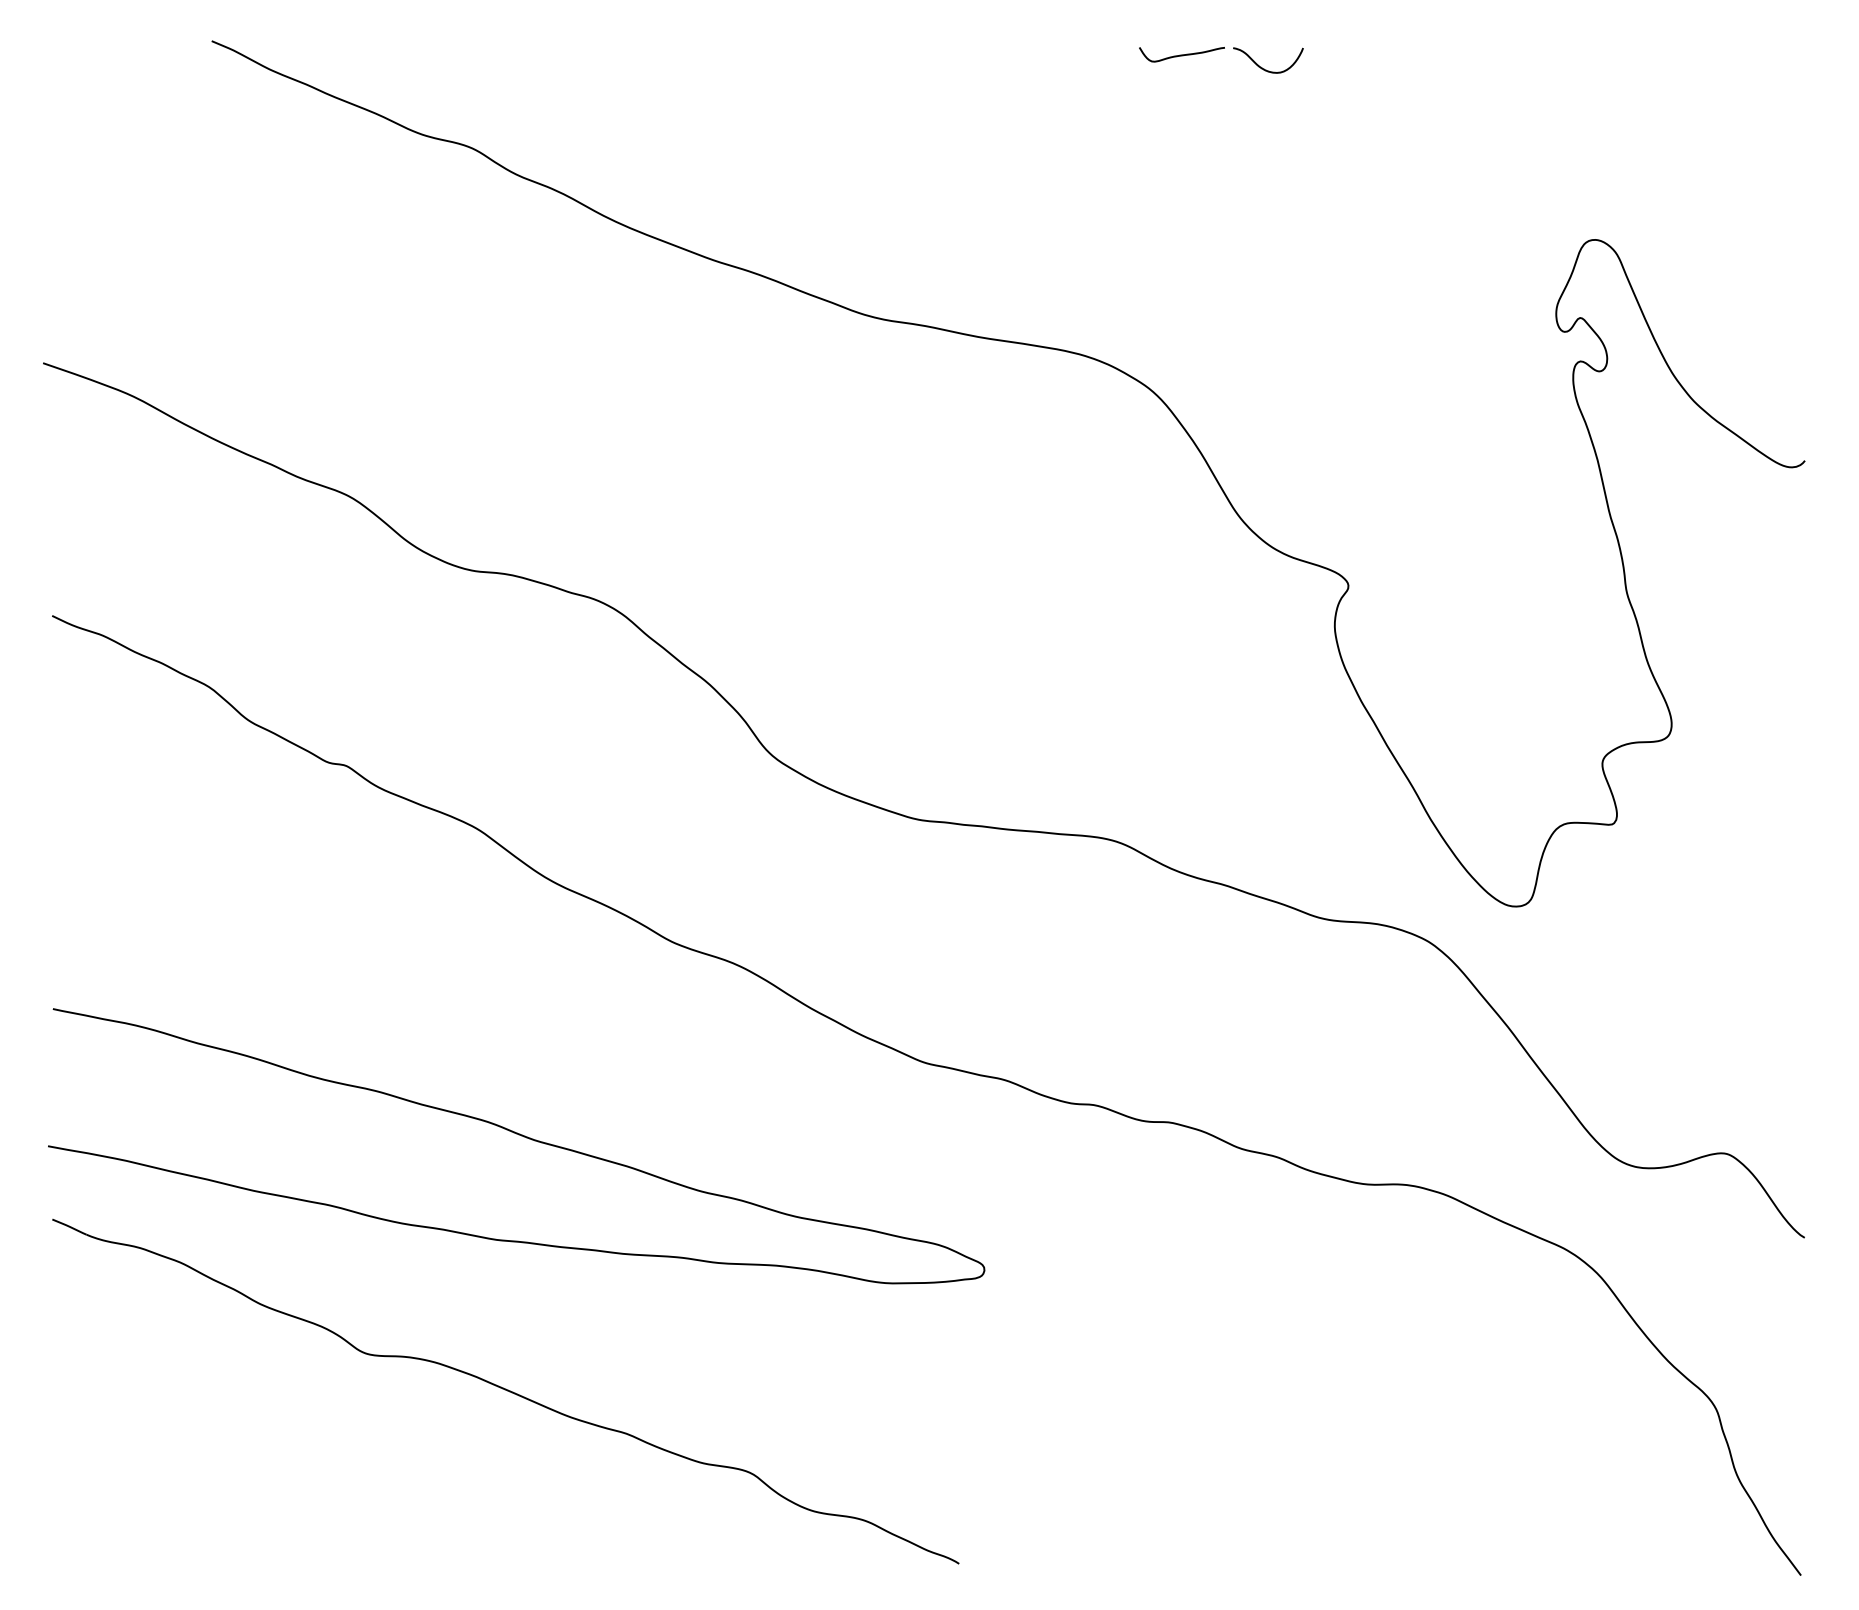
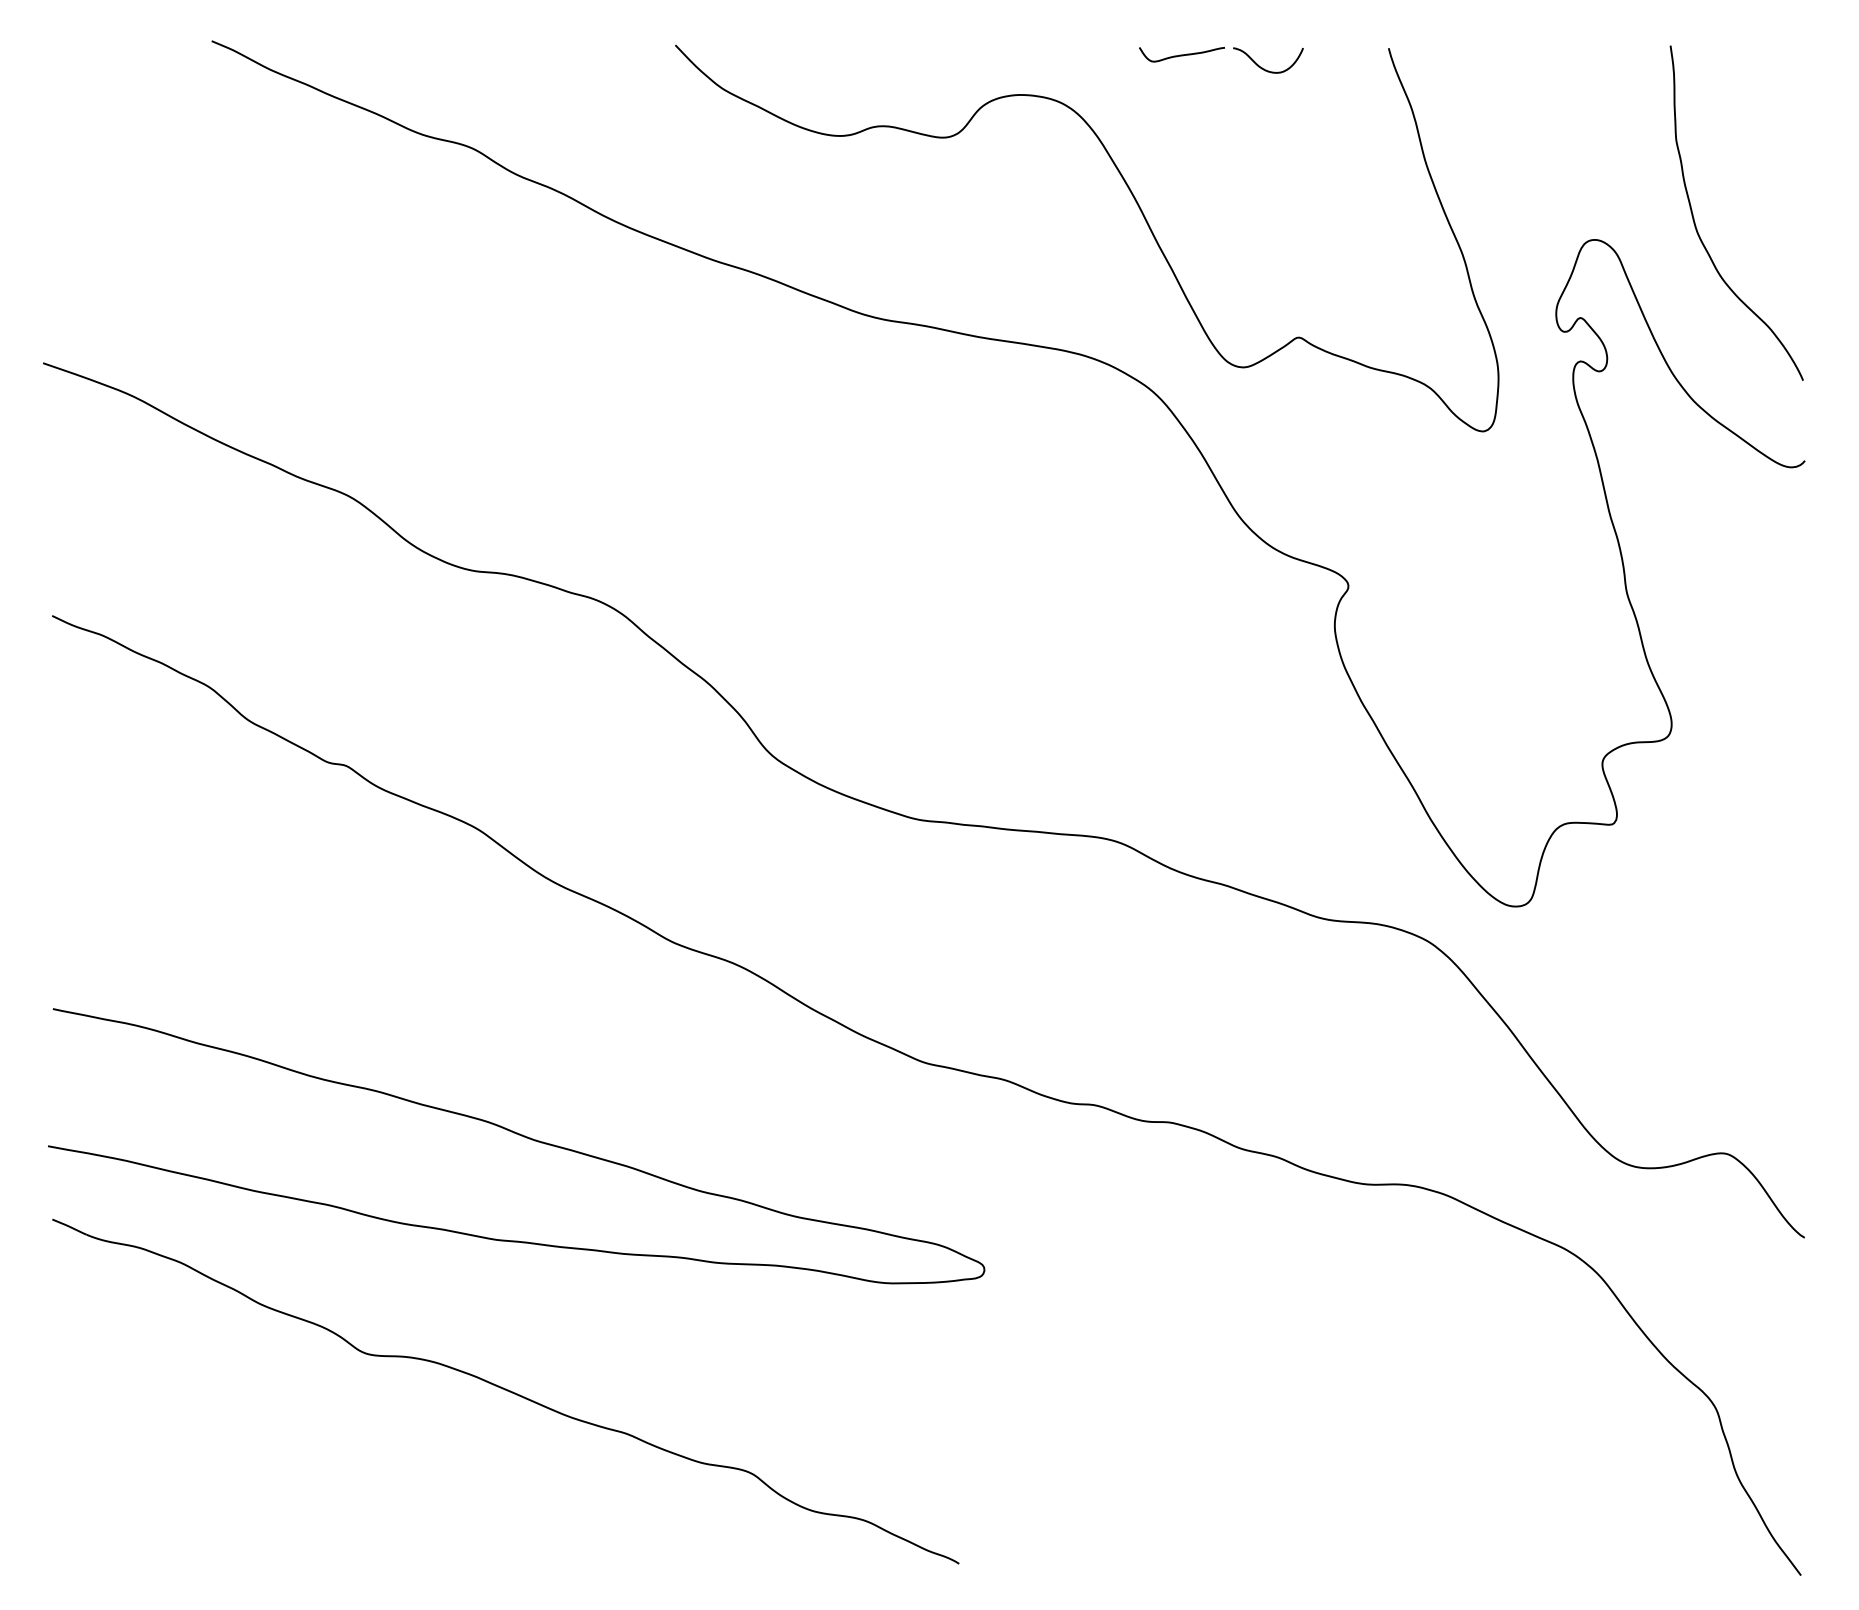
curve: none -> present (1140, 211)
curve: none -> present (1696, 225)
